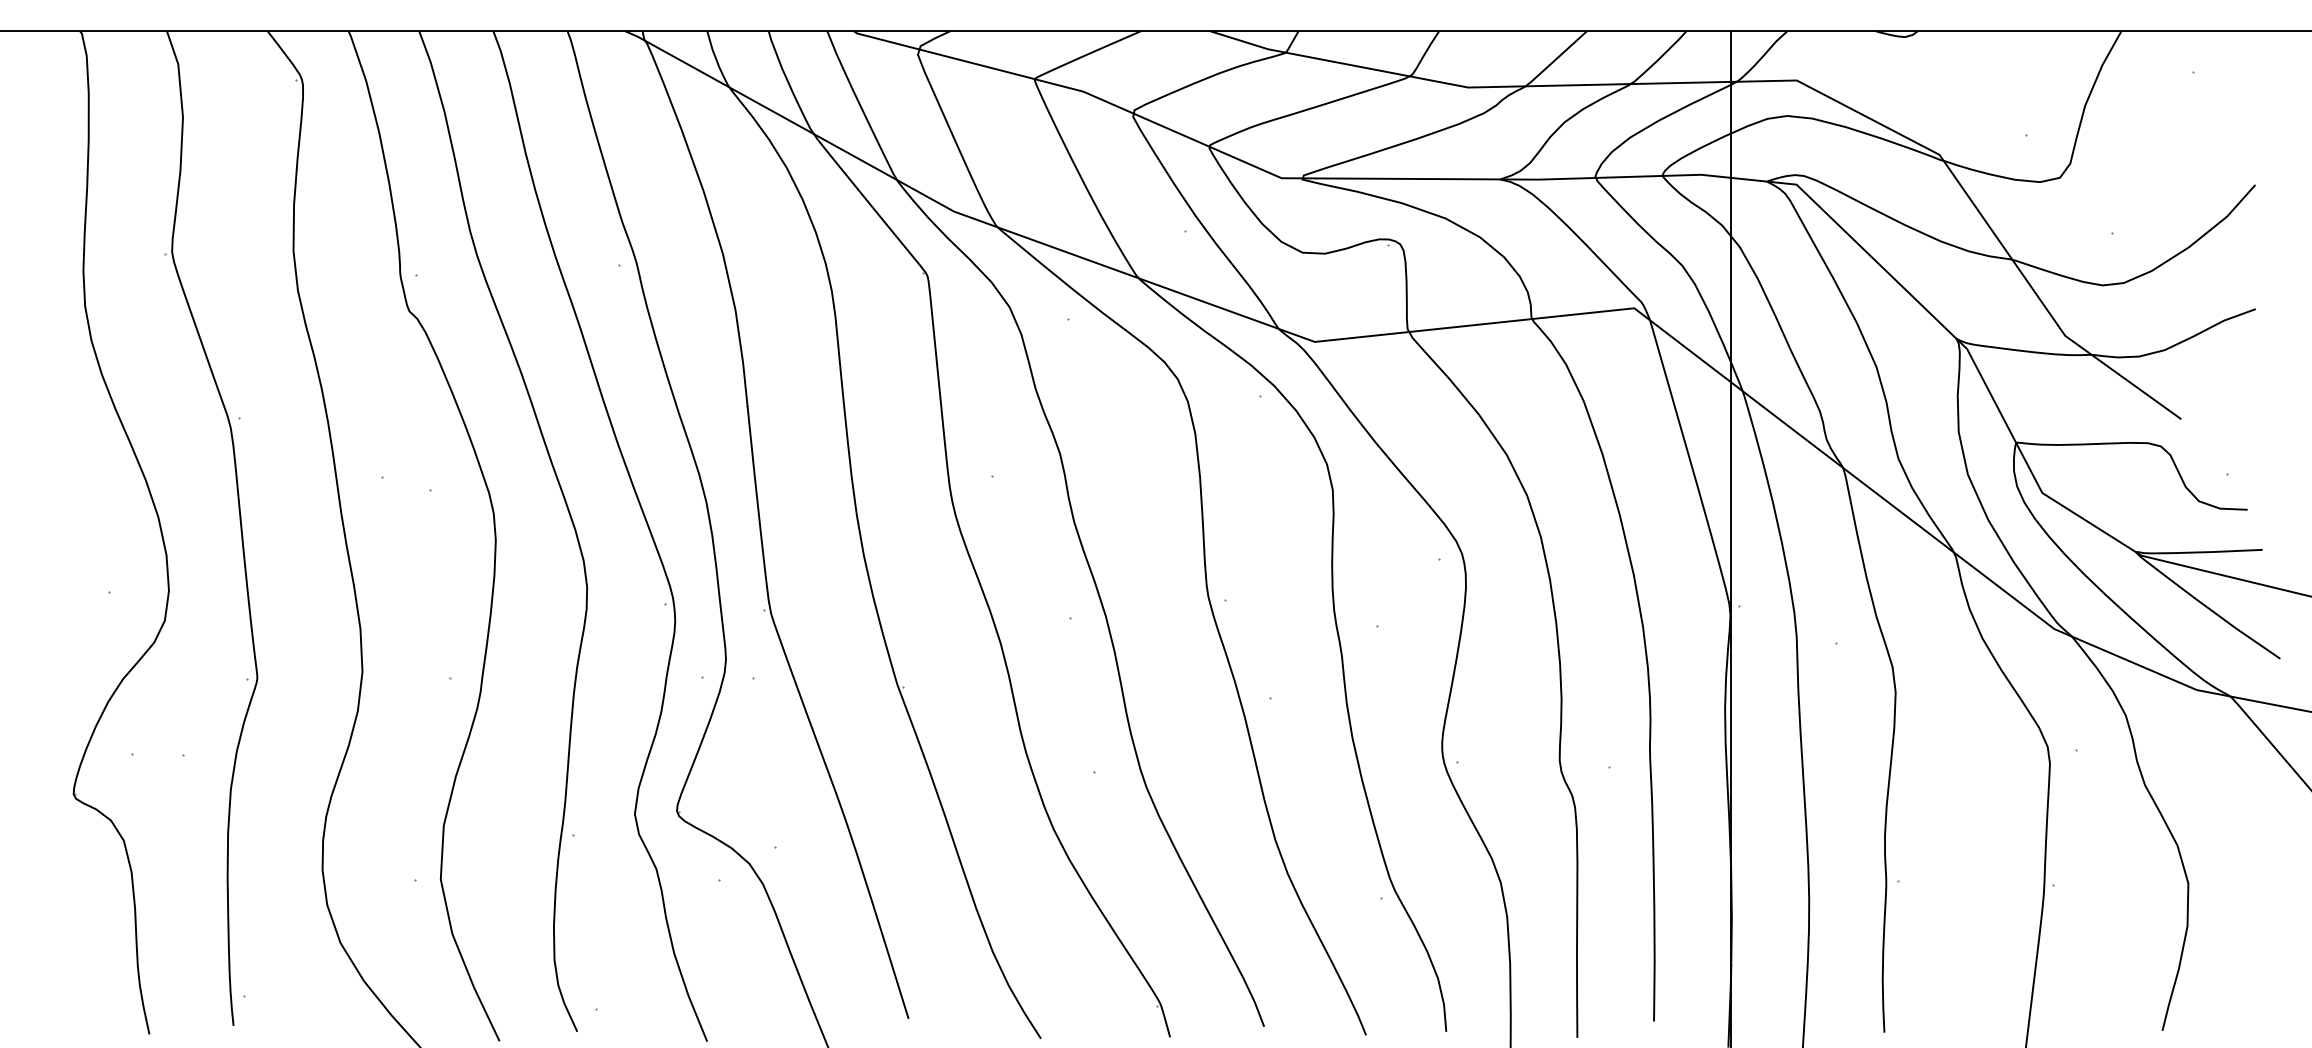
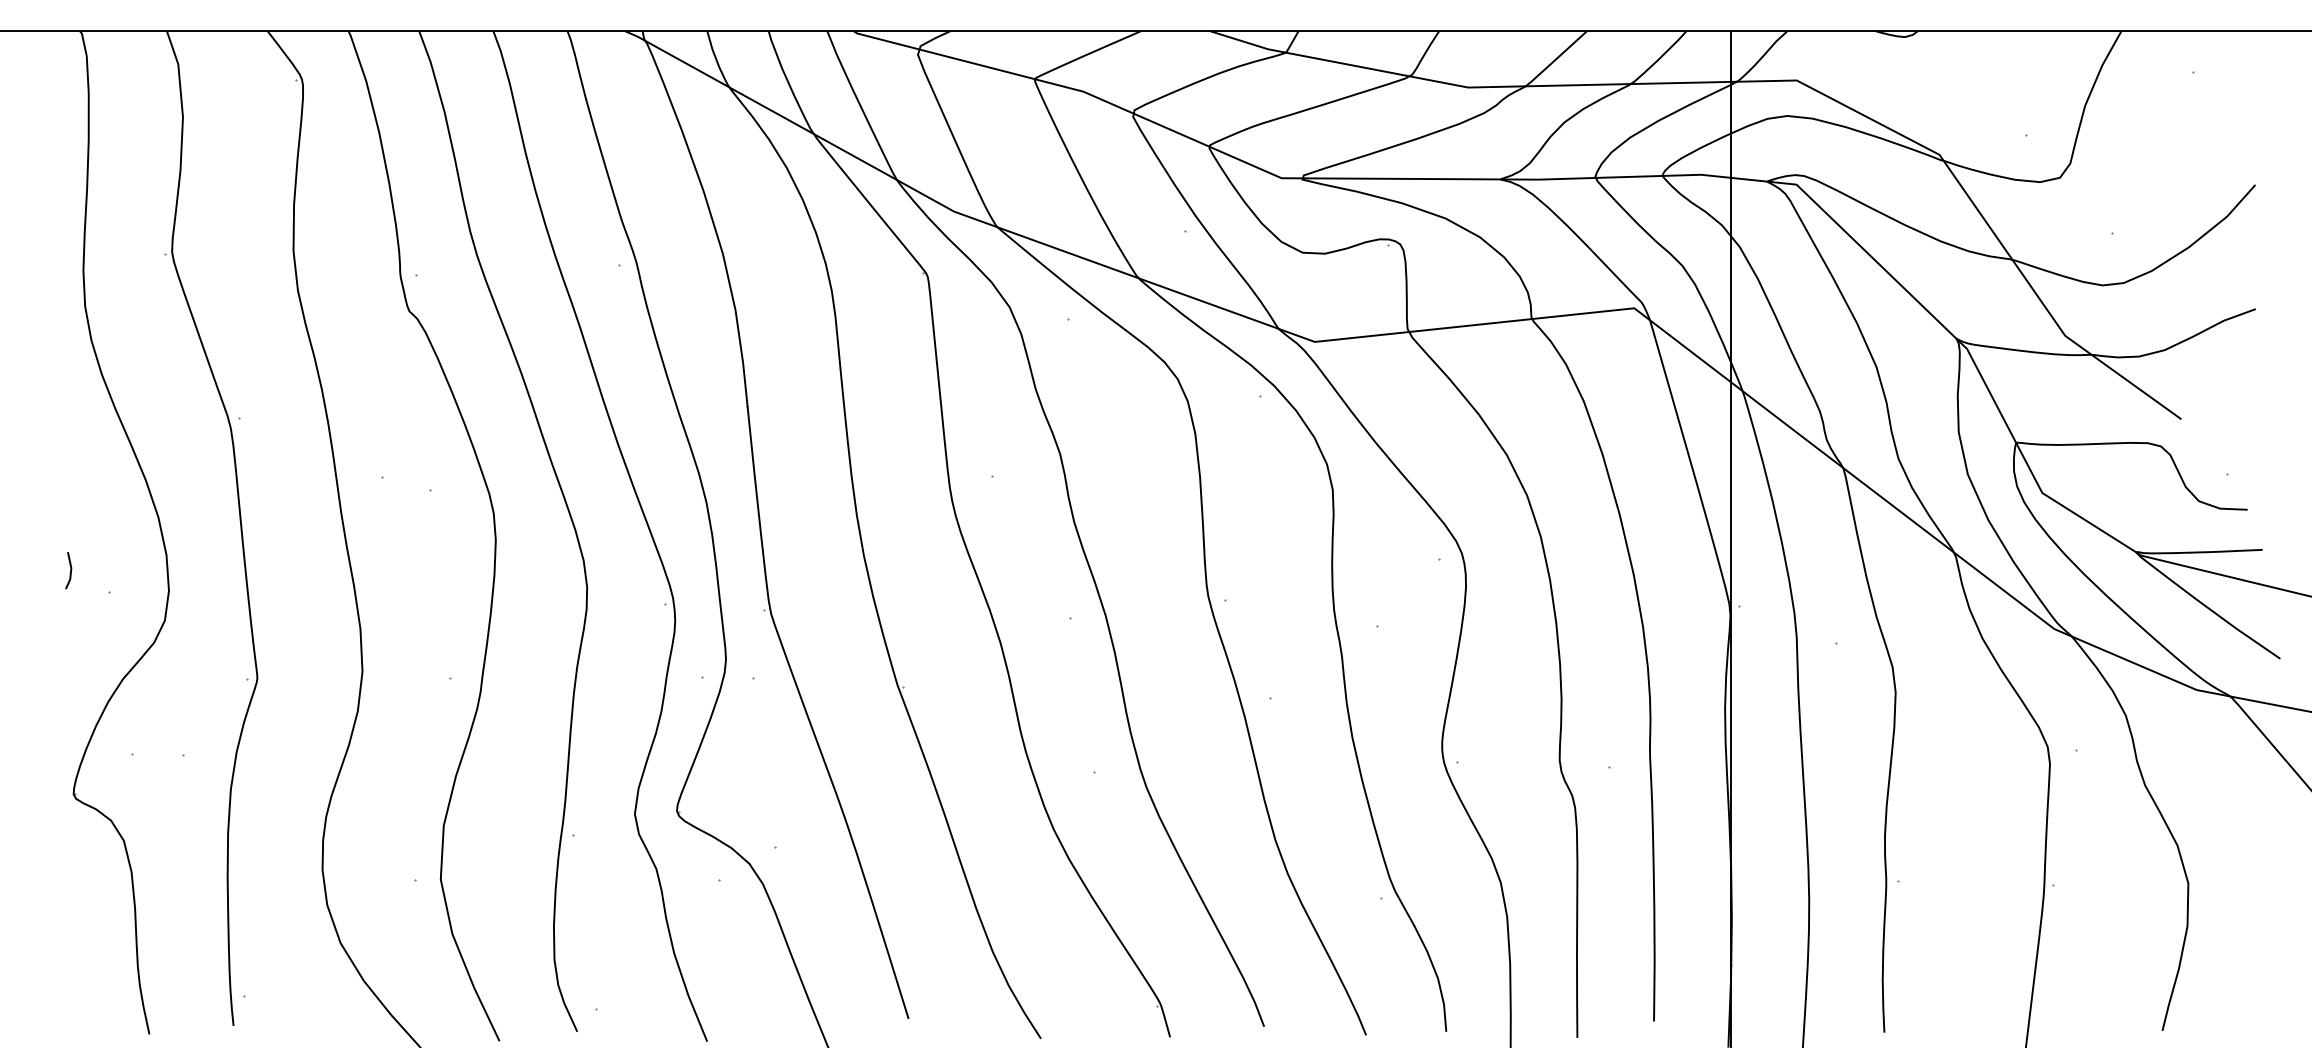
line: none -> present (70, 570)
